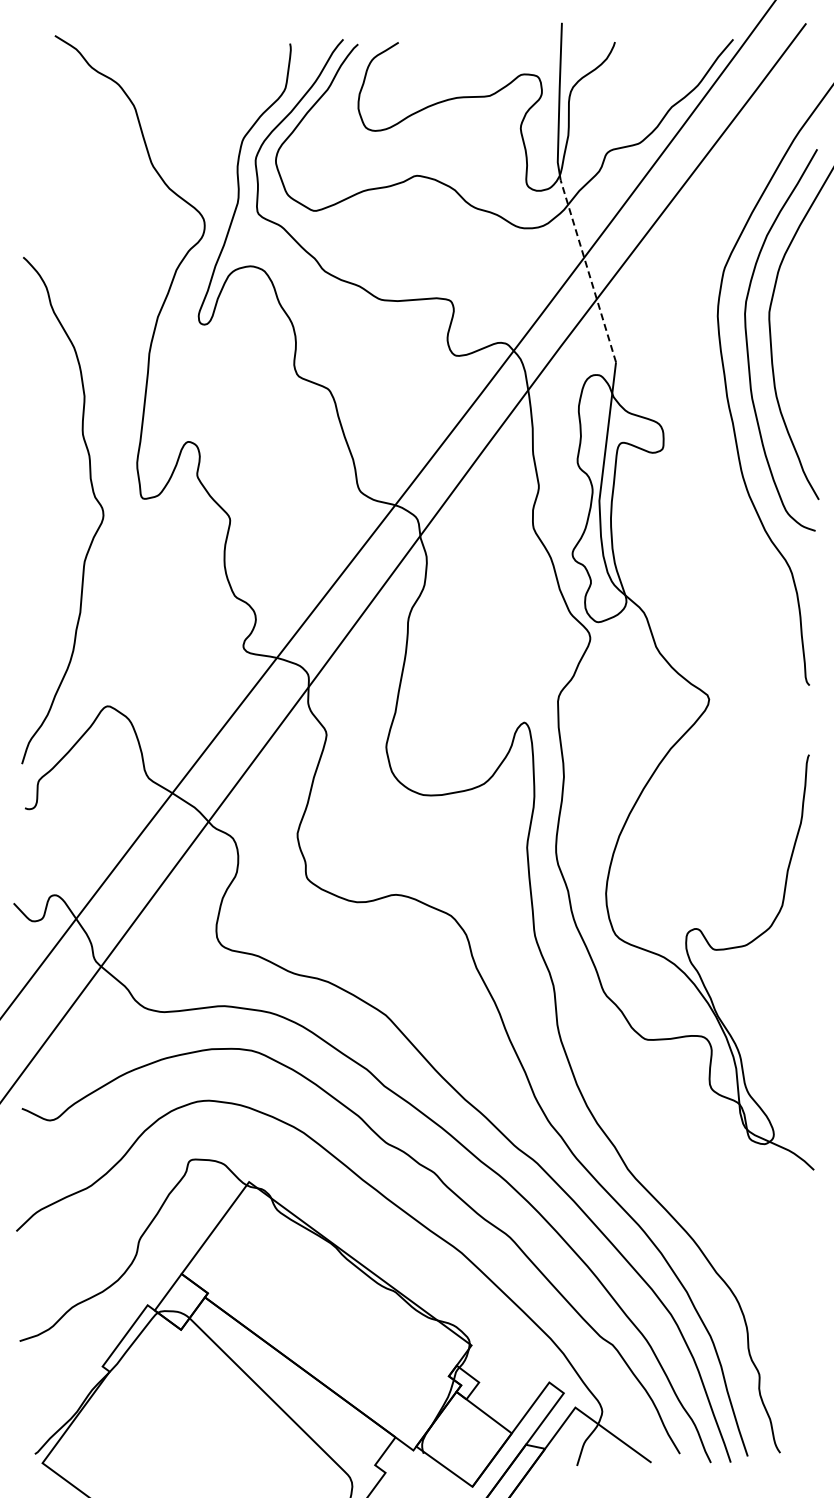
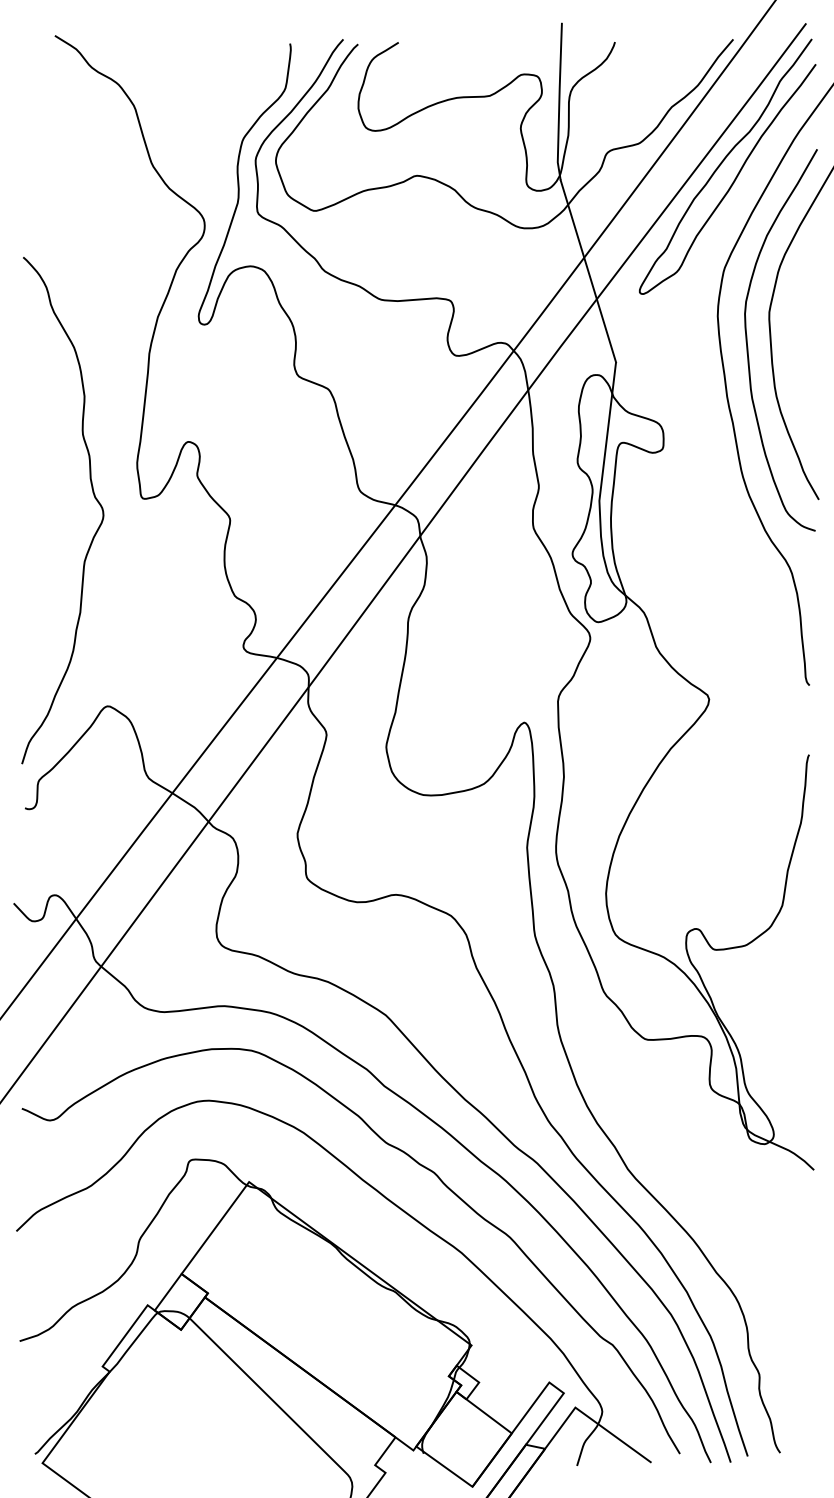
curve: none -> present (723, 162)
line: dashed -> solid (588, 270)
